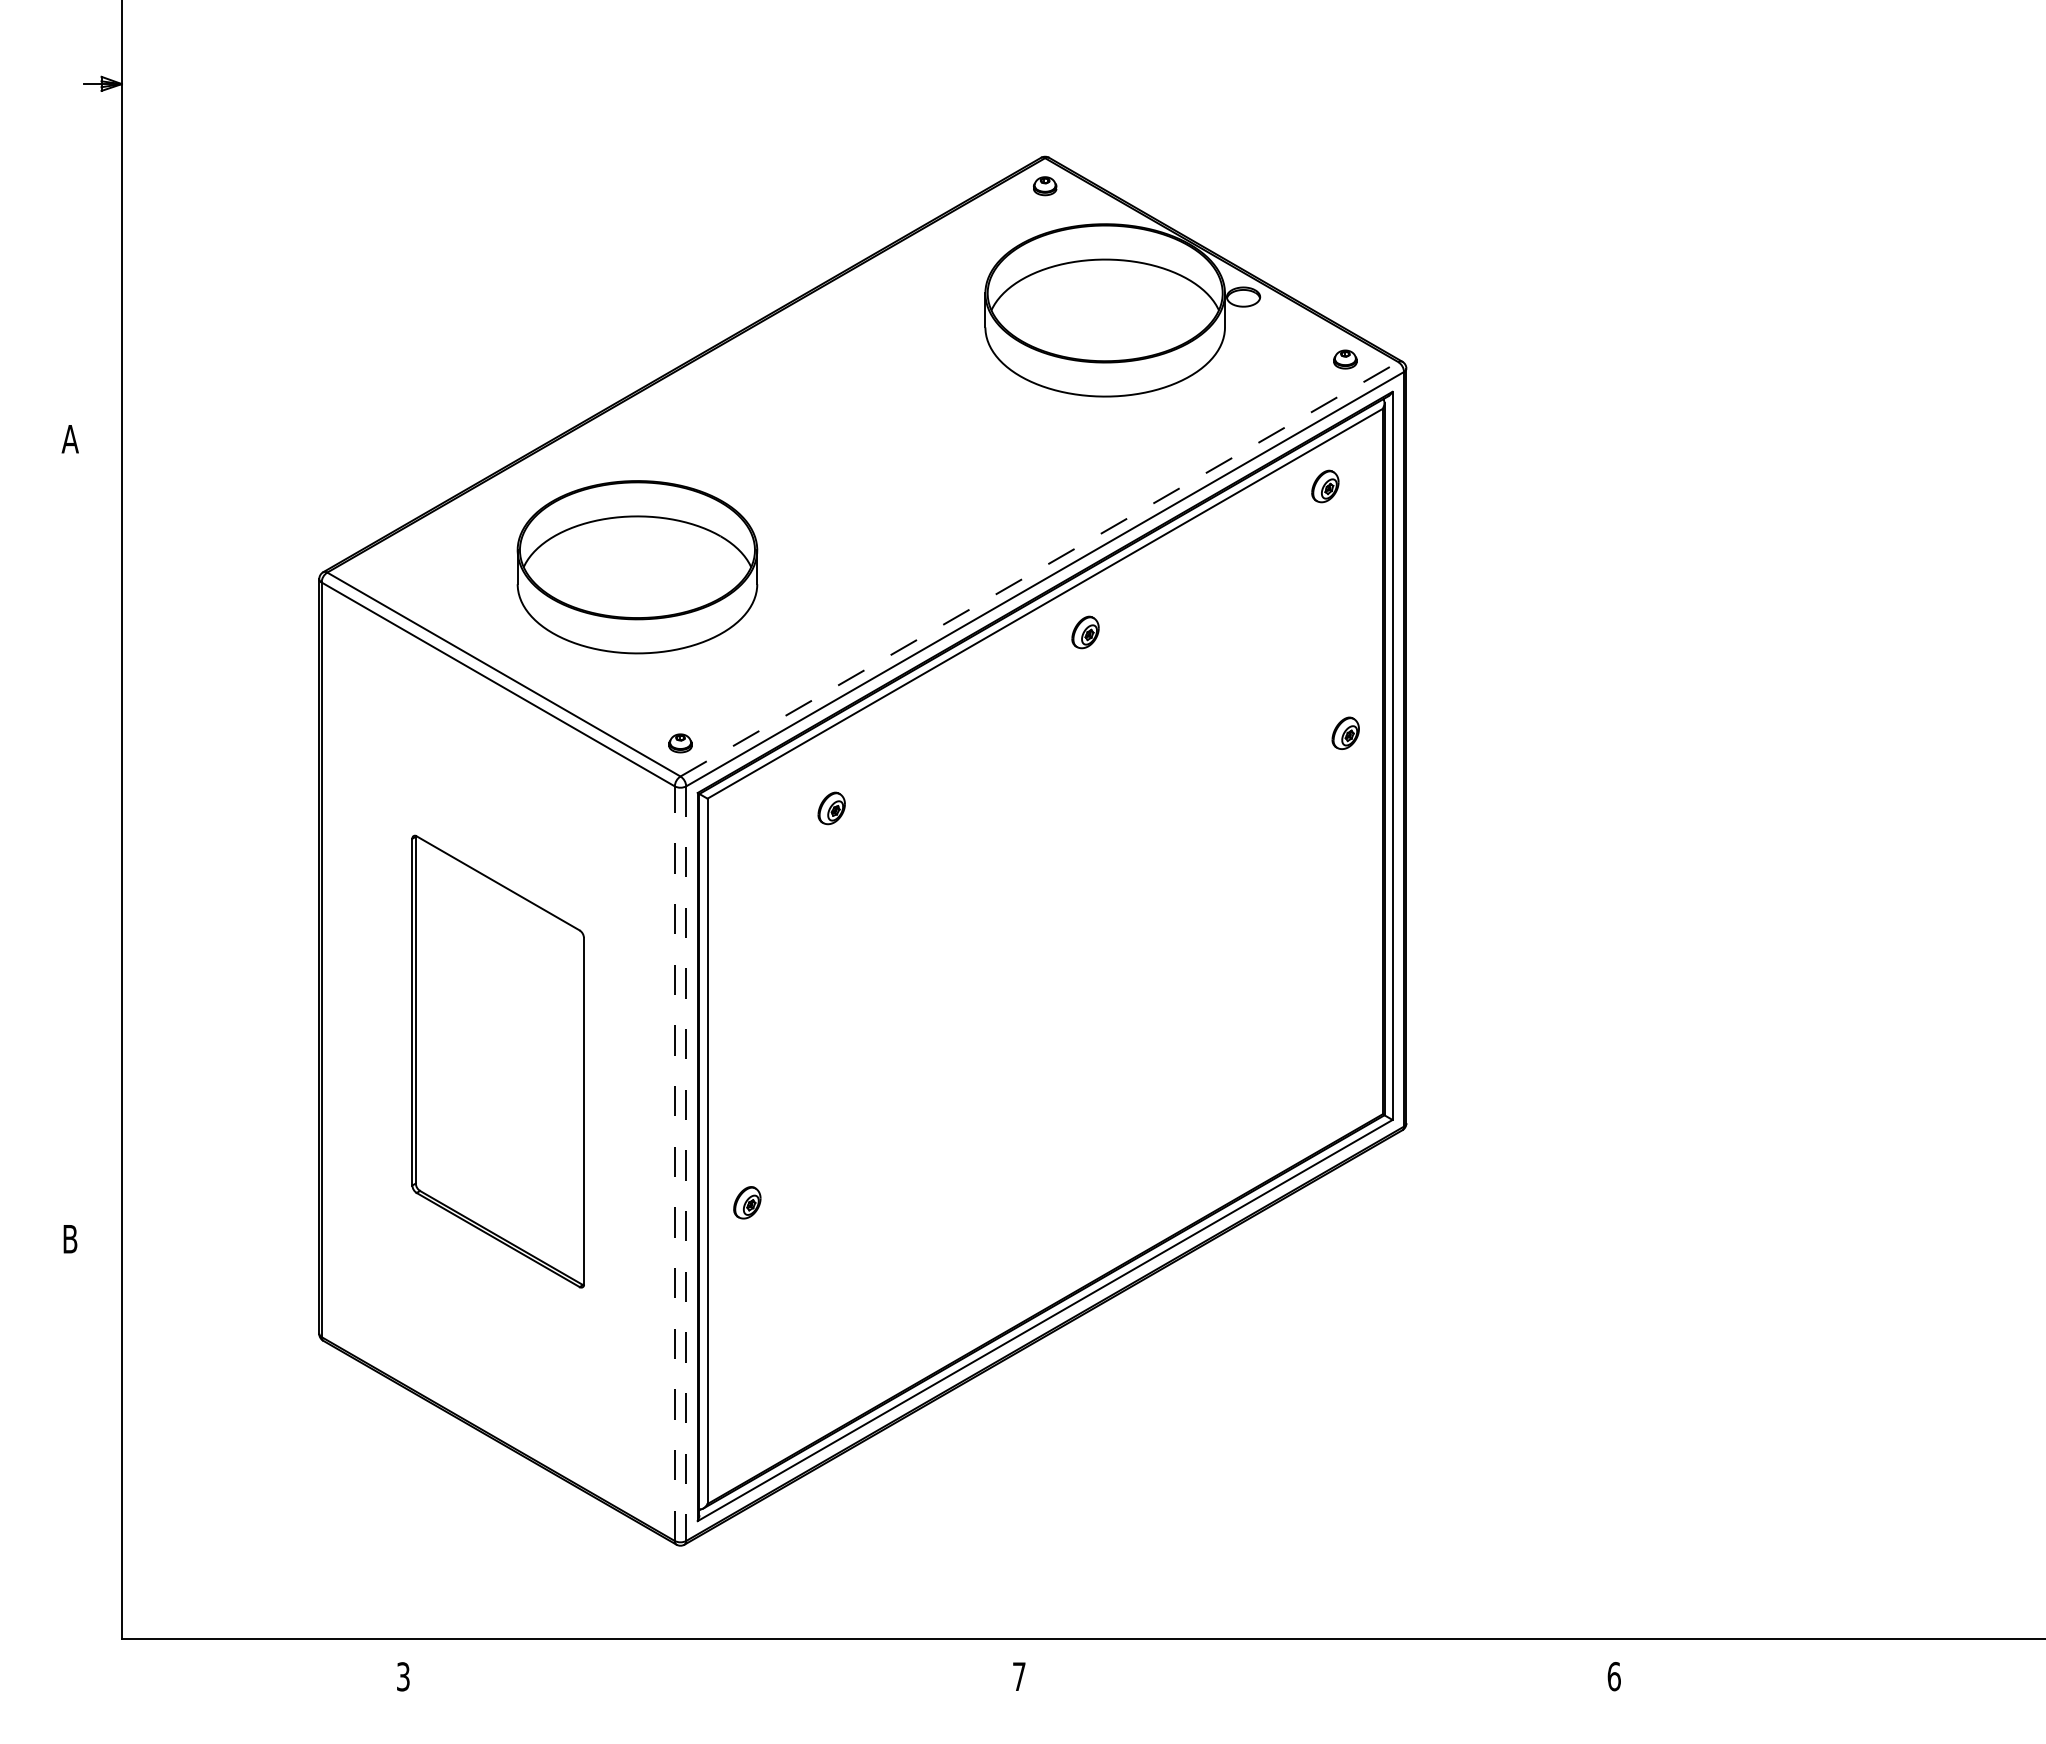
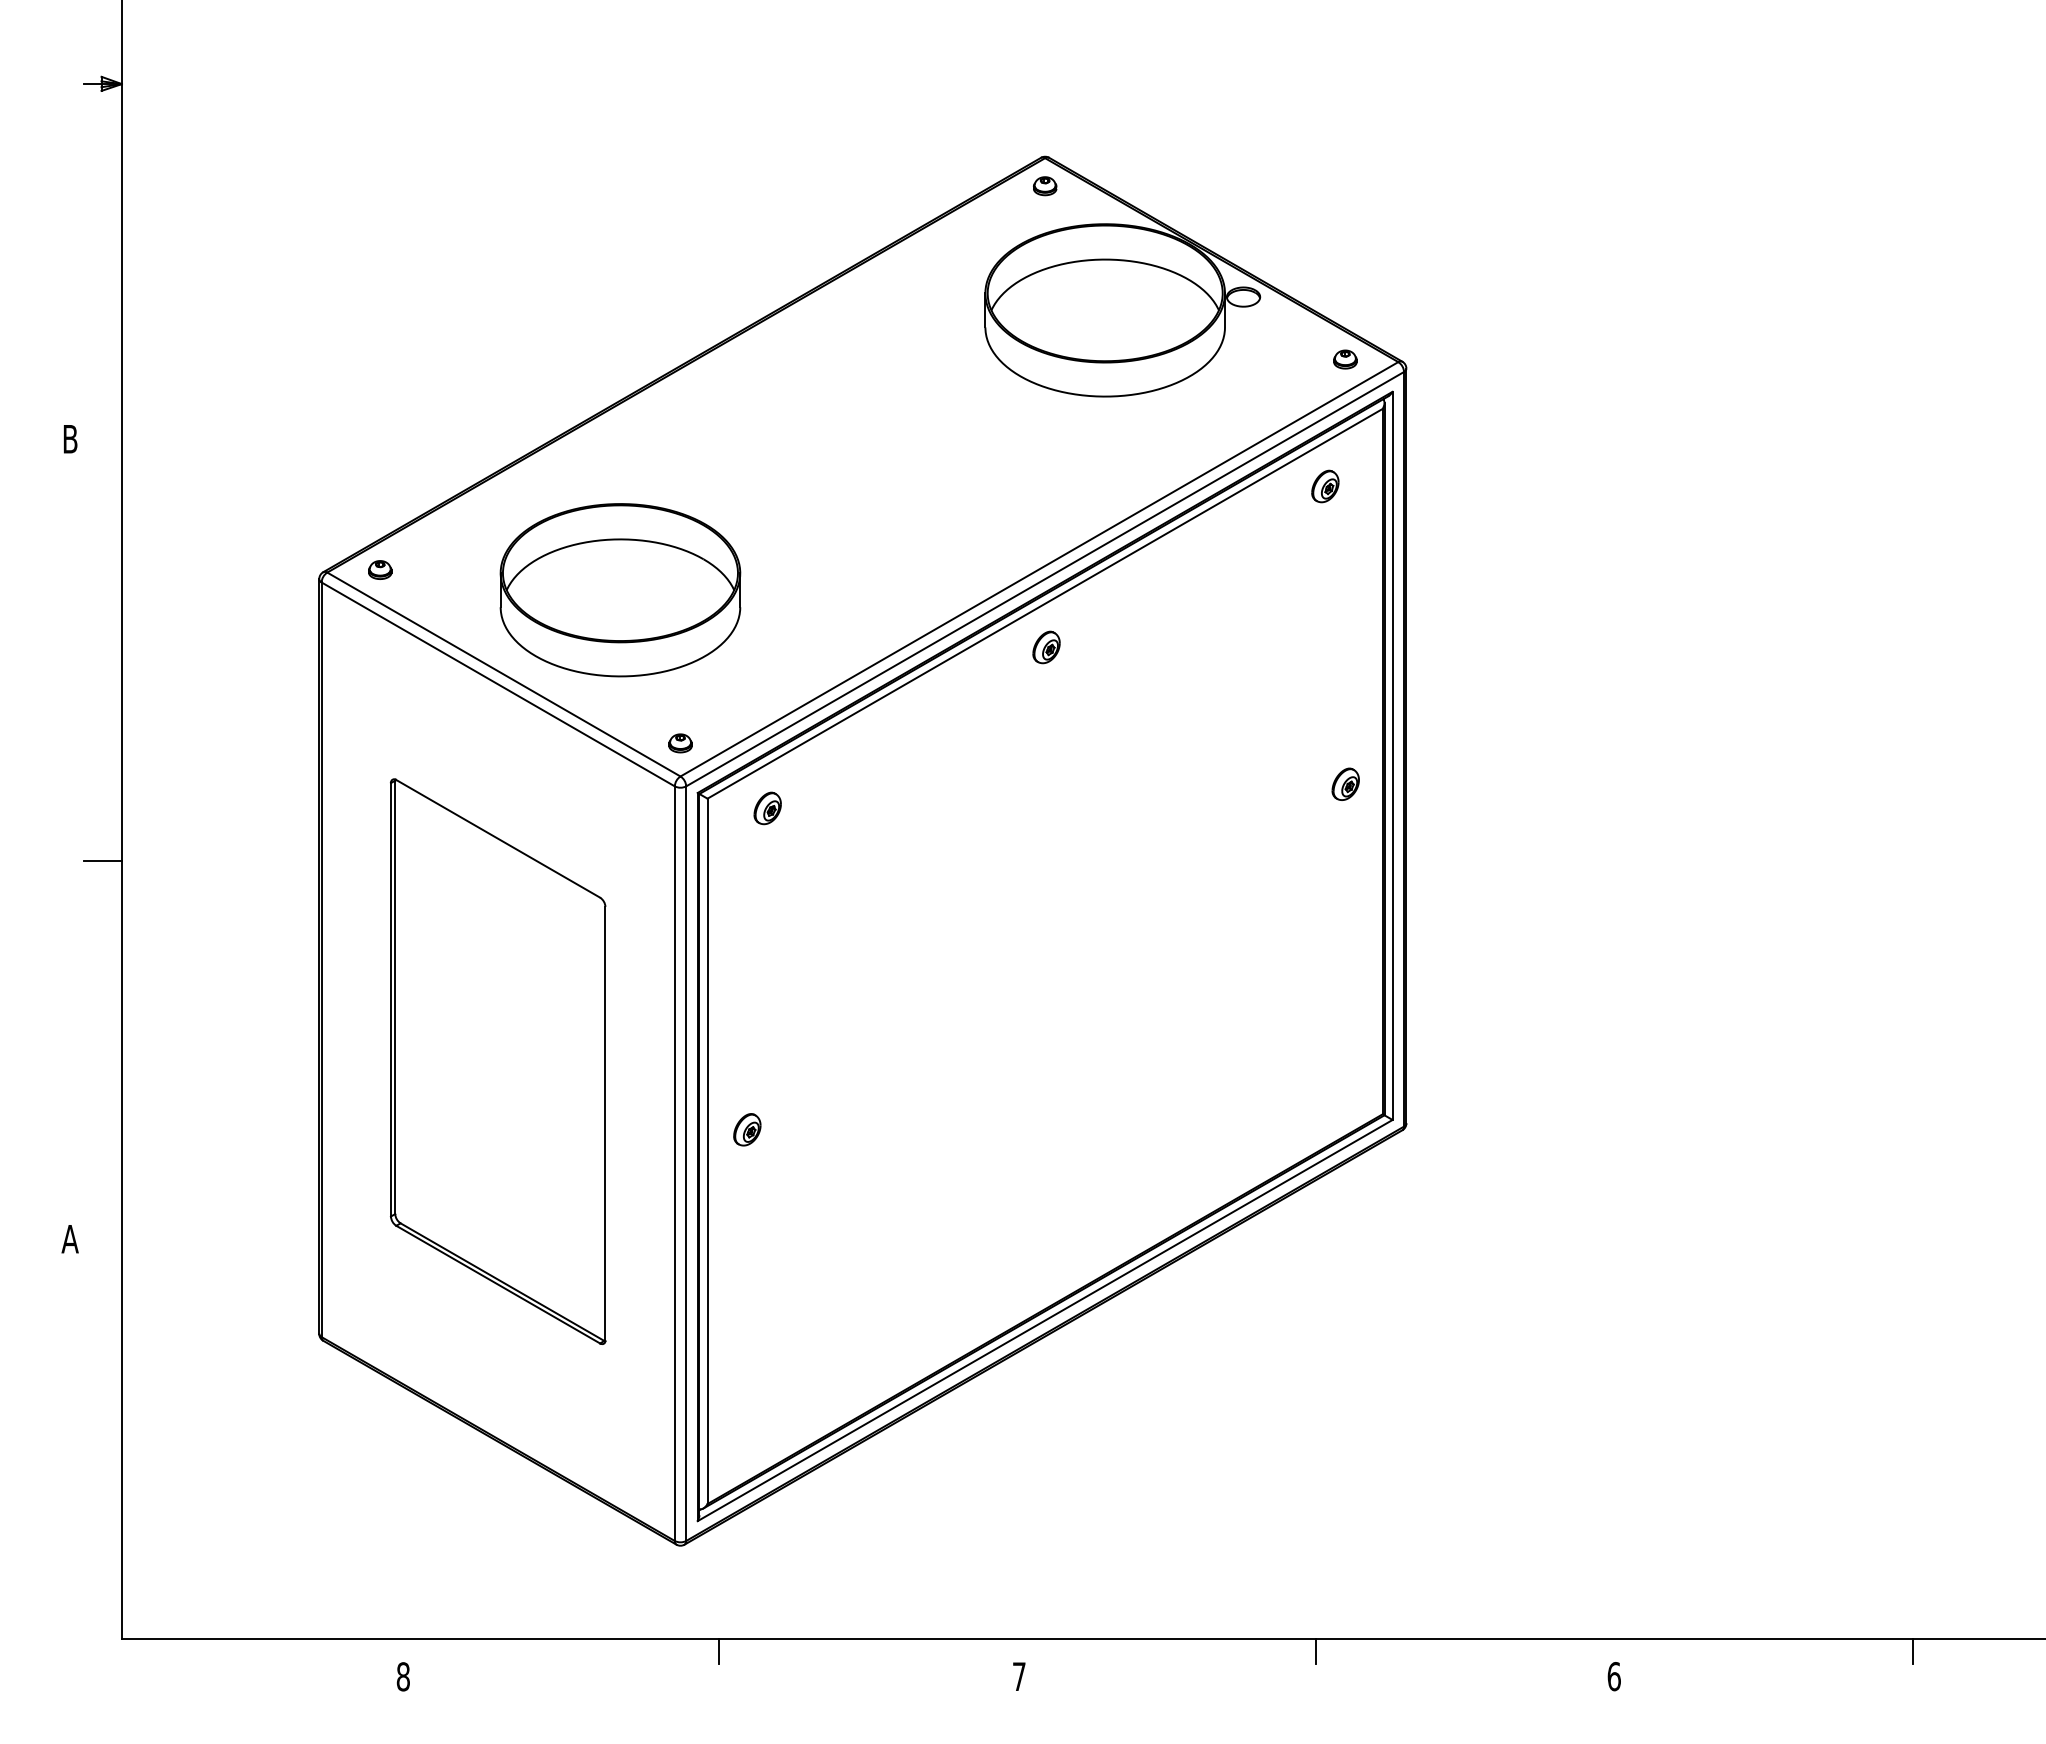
text: A -> B (69, 439)
part position: (637, 567) -> (620, 590) (620, 590)
part: none -> present (380, 569)
line: dashed -> solid (1039, 569)
part position: (1085, 632) -> (1046, 647) (1046, 647)
part position: (1345, 732) -> (1345, 783) (1345, 783)
part position: (831, 808) -> (767, 808) (767, 808)
line: none -> present (102, 861)
part size: 174x455 px -> 218x567 px (497, 1061)
line: dashed -> solid (674, 1163)
line: dashed -> solid (686, 1164)
part position: (747, 1202) -> (747, 1129) (747, 1129)
text: B -> A (69, 1239)
line: none -> present (719, 1651)
line: none -> present (1316, 1651)
line: none -> present (1913, 1651)
text: 3 -> 8 (402, 1676)
